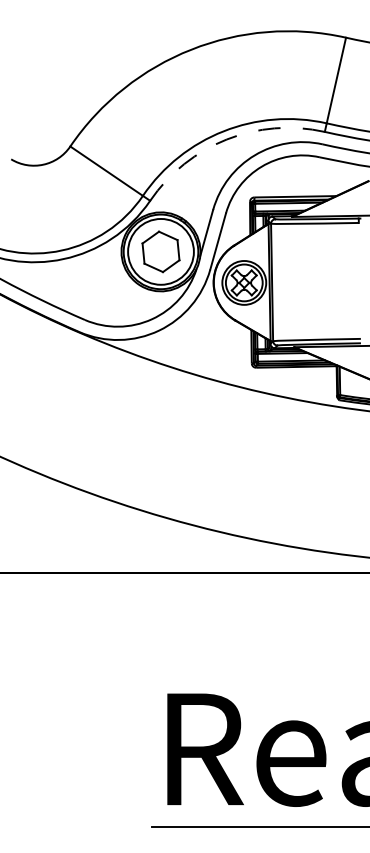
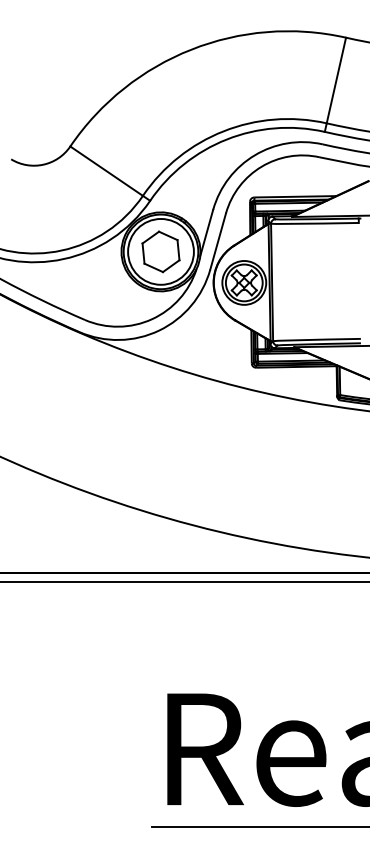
arc: dashed -> solid (226, 139)
line: none -> present (184, 582)
